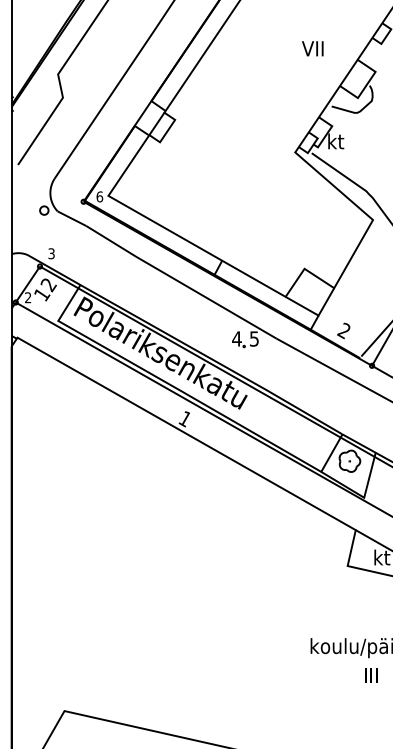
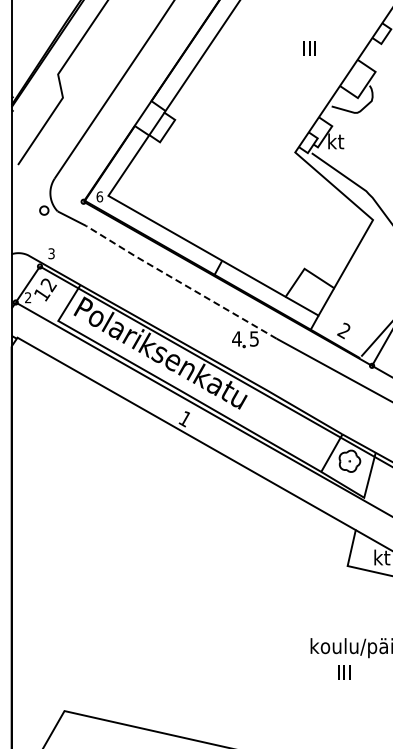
text: VII -> III (312, 48)
line: solid -> dashed (180, 282)
text position: (371, 675) -> (344, 672) (344, 672)
